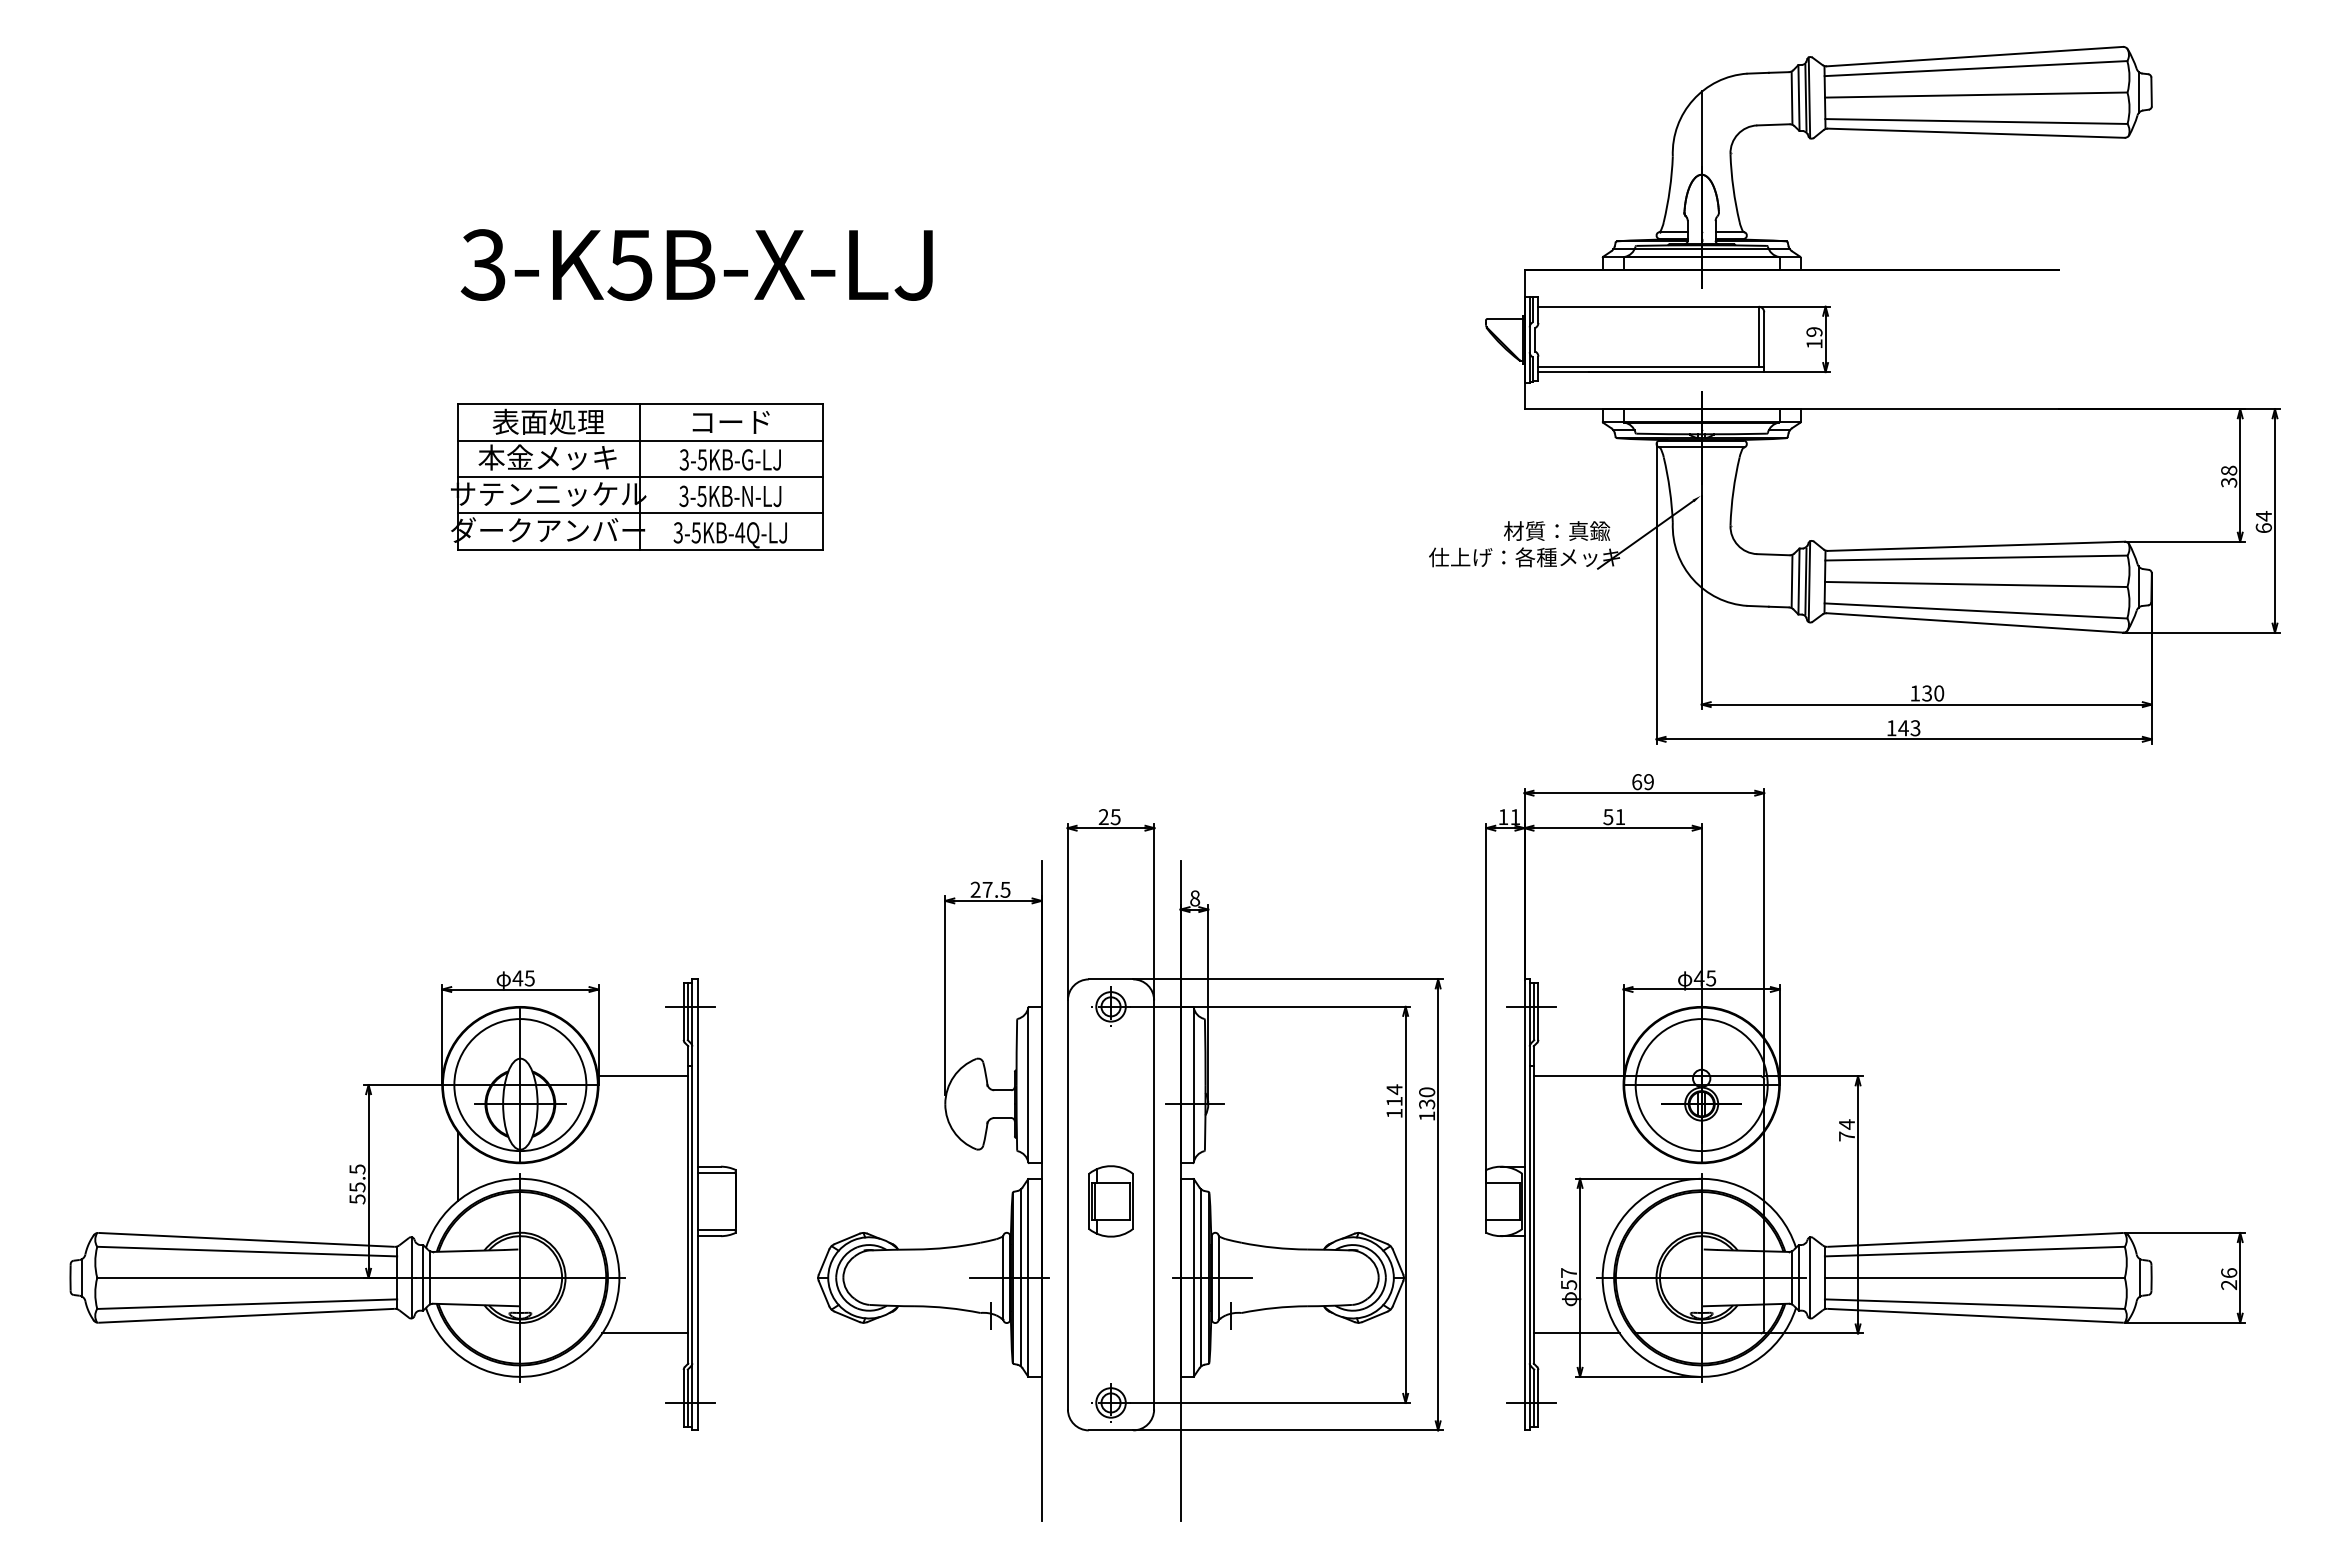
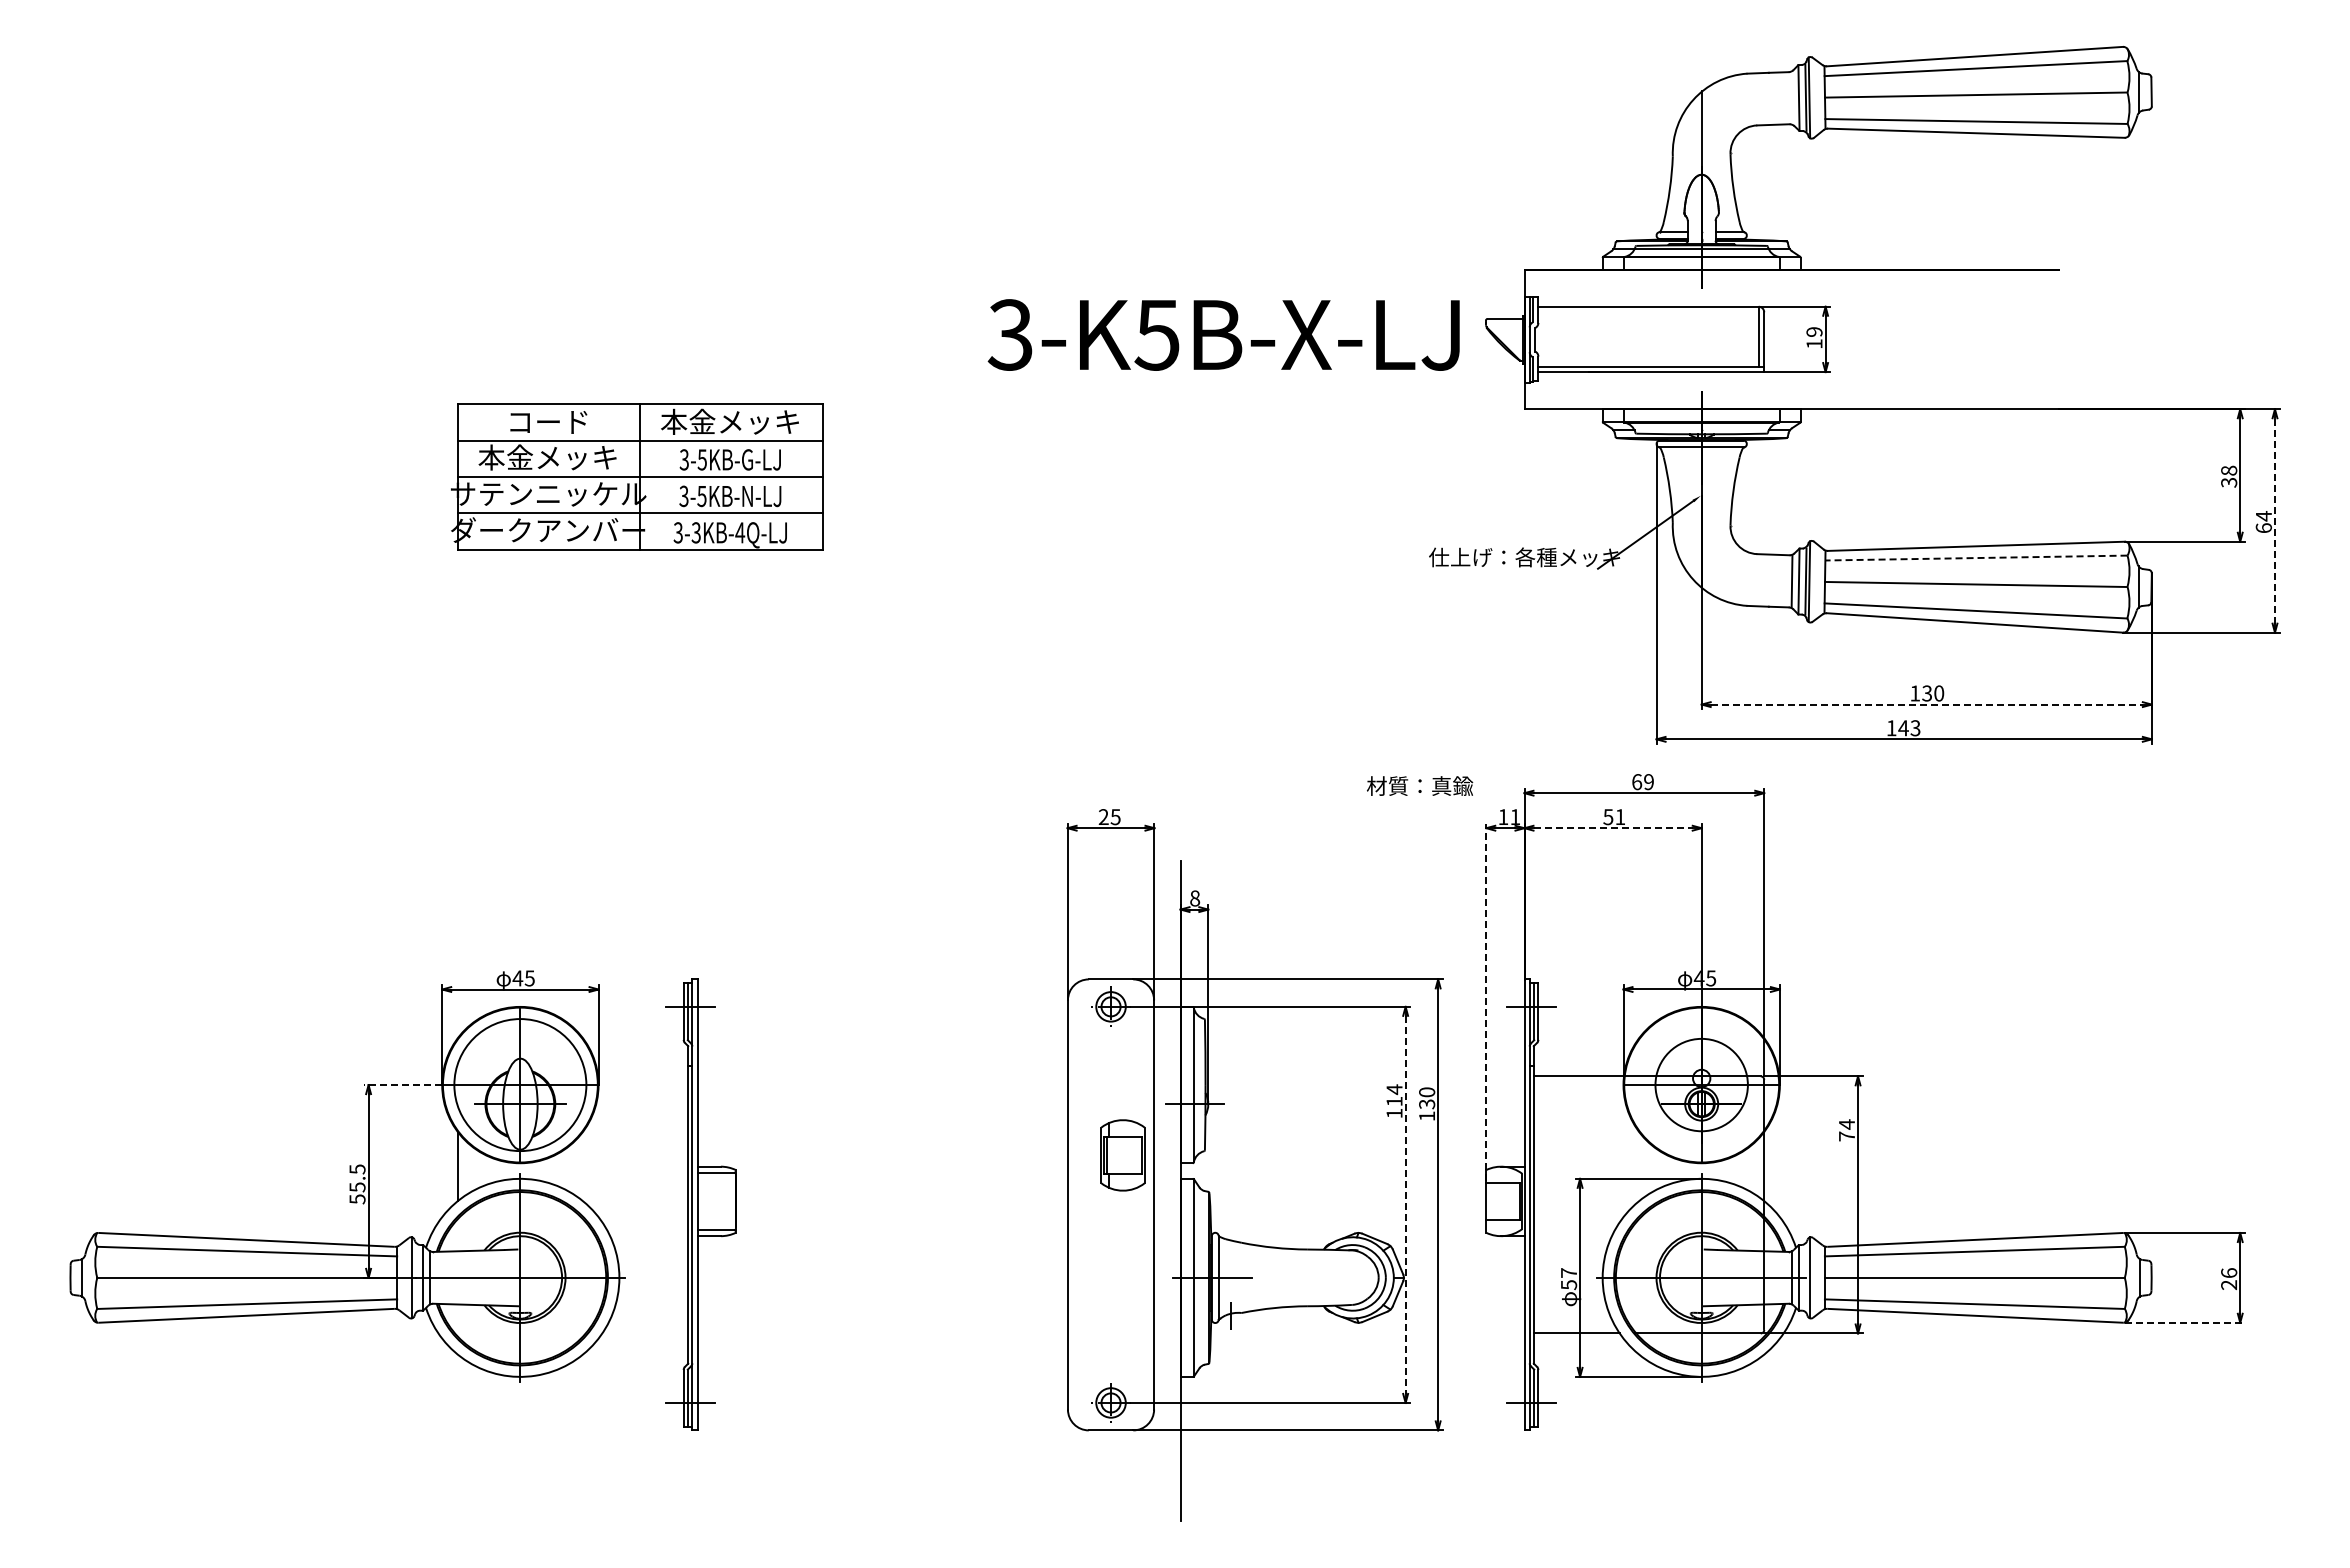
line: present -> none (1791, 98)
text position: (696, 264) -> (1223, 334) (1223, 334)
text: 表面処理 -> コード (548, 421)
text: コード -> 本金メッキ (729, 421)
line: solid -> dashed (2274, 520)
text position: (1557, 530) -> (1420, 785) (1420, 785)
text: 3-5KB-4Q-LJ -> 3-3KB-4Q-LJ (696, 532)
line: solid -> dashed (1975, 558)
line: solid -> dashed (1927, 704)
line: solid -> dashed (1613, 828)
line: solid -> dashed (1486, 1001)
line: present -> none (643, 1076)
line: solid -> dashed (402, 1085)
circle diameter: 132 px -> 92 px (1701, 1084)
part: present -> none (963, 1143)
part position: (1110, 1201) -> (1122, 1155) (1122, 1155)
line: solid -> dashed (1405, 1205)
line: present -> none (1201, 1277)
line: solid -> dashed (2184, 1322)
line: present -> none (645, 1333)
